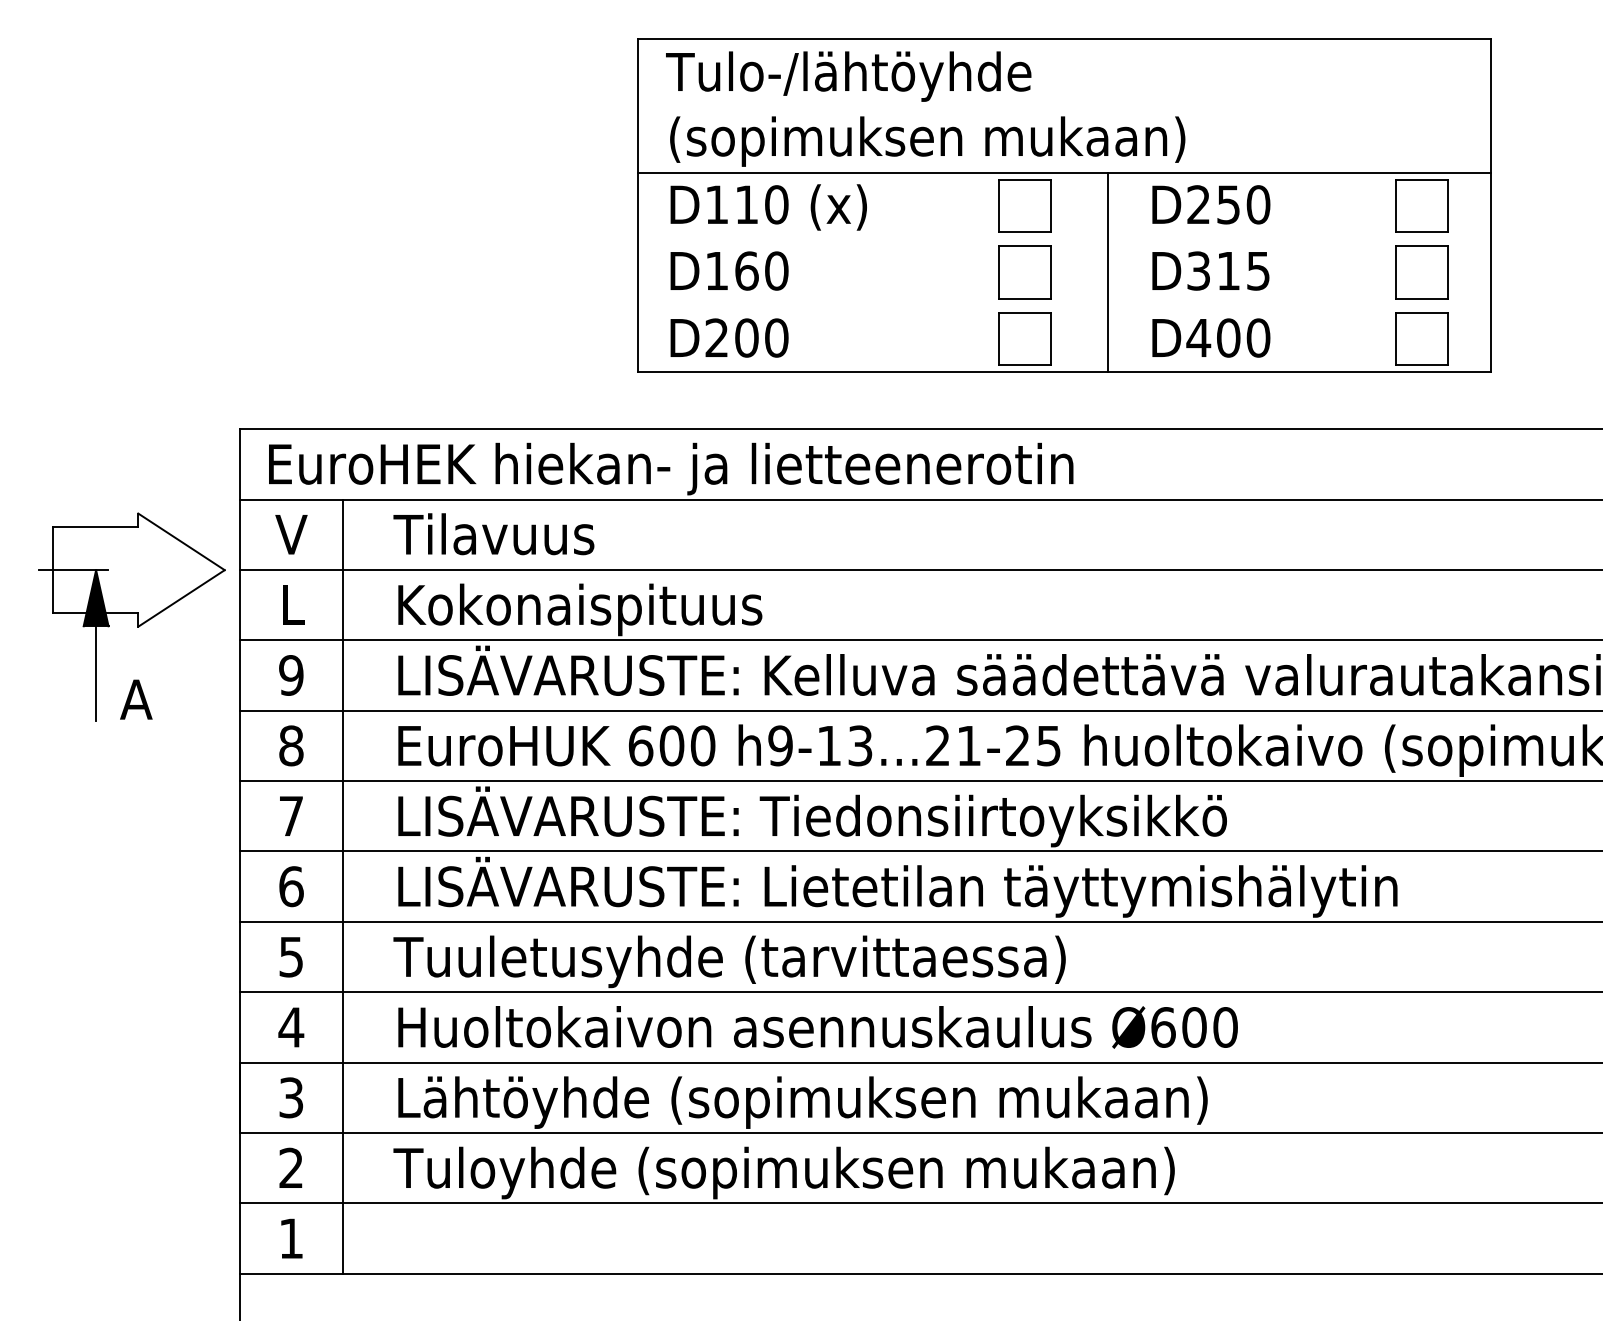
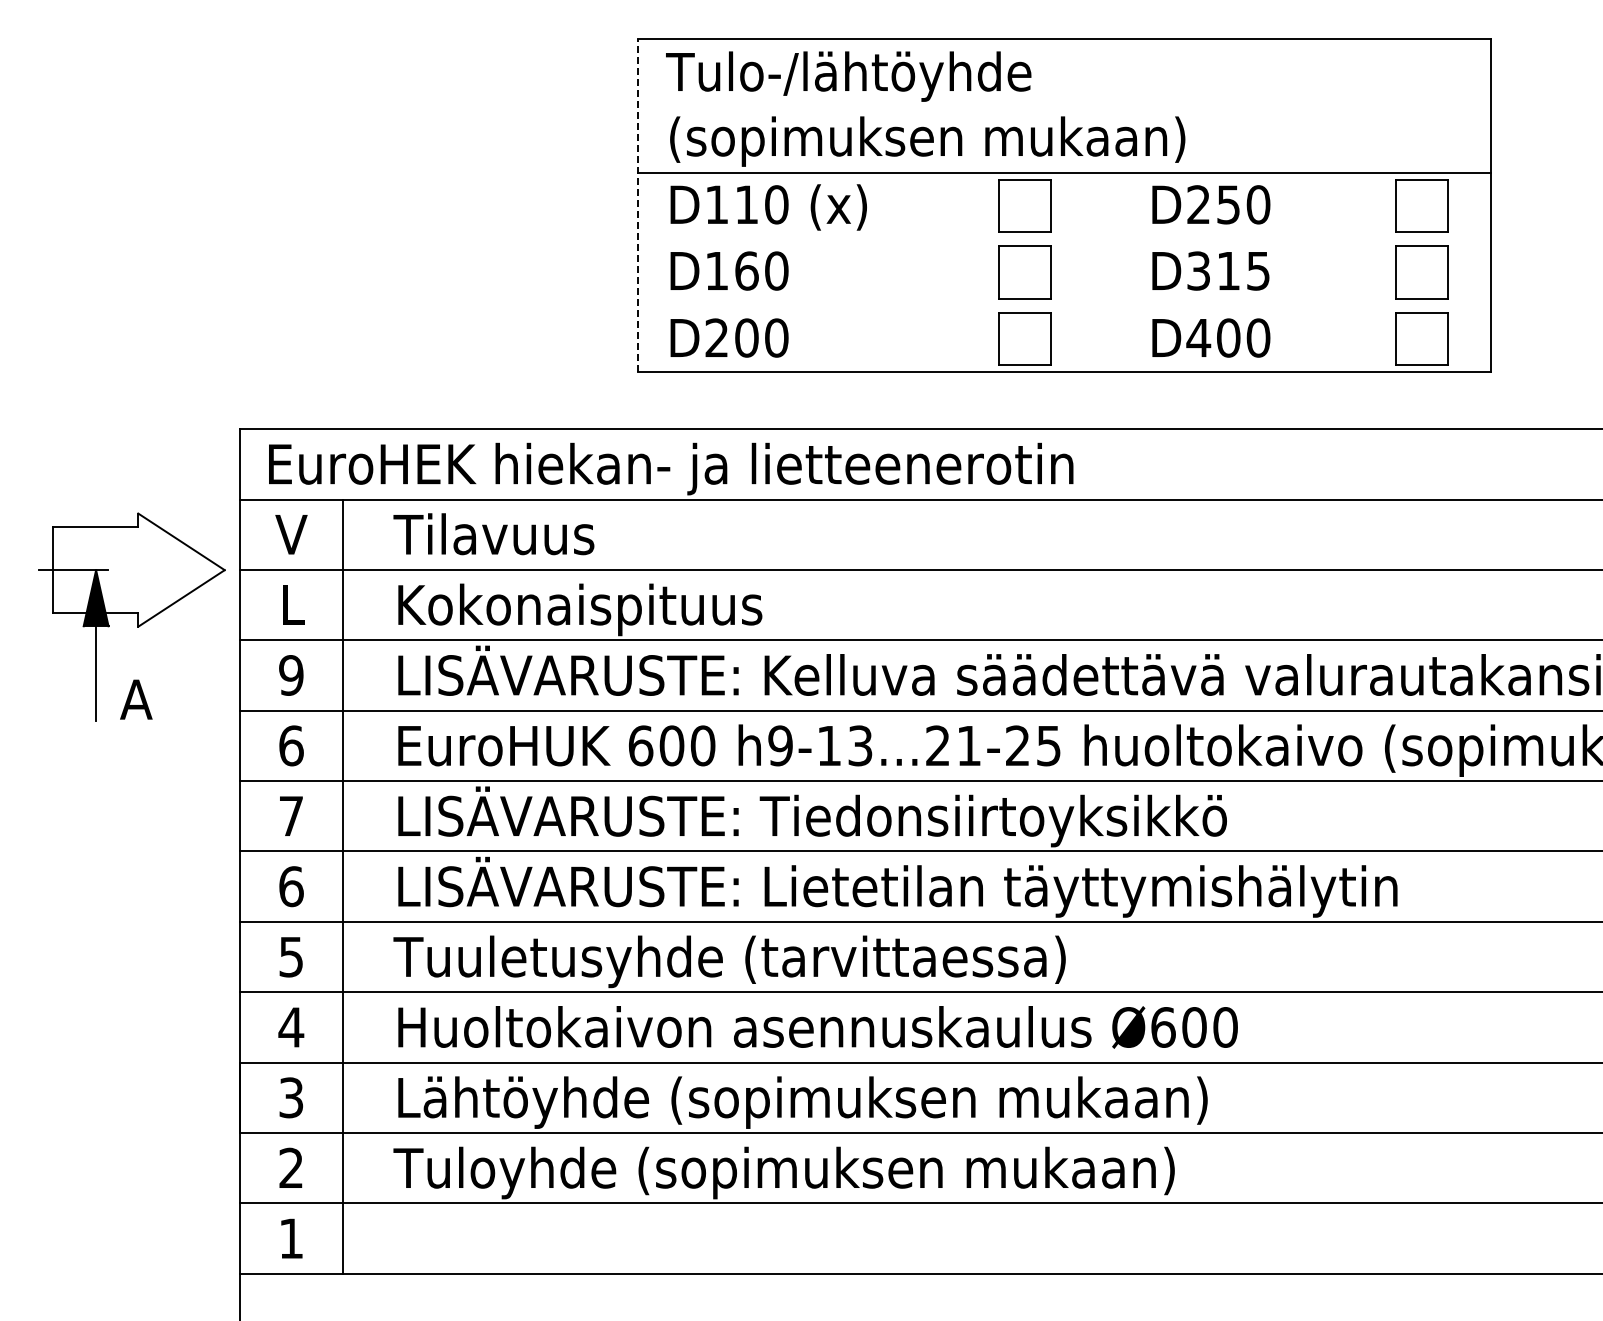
line: solid -> dashed (638, 205)
line: present -> none (1107, 272)
text: 8 -> 6 (291, 745)
